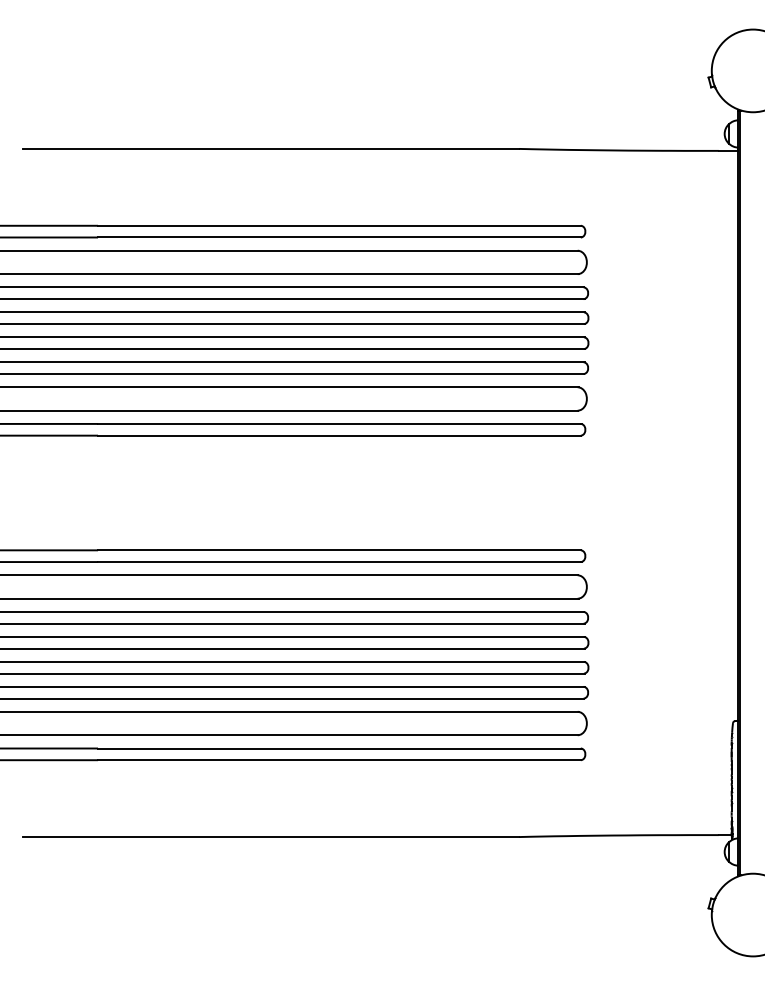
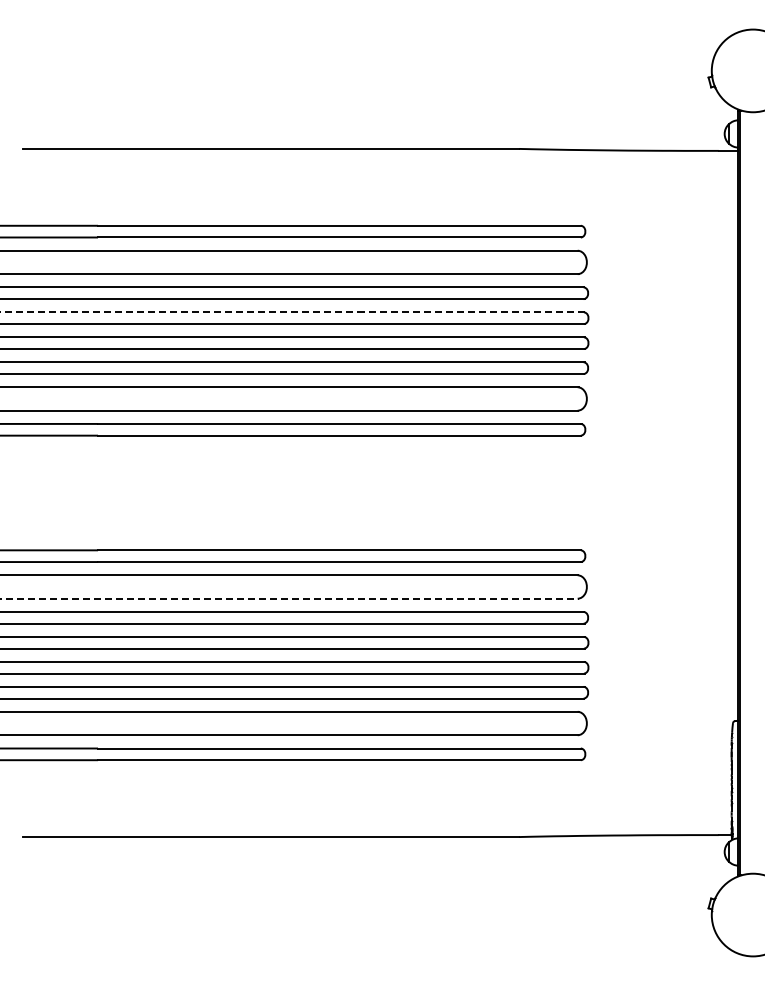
line: solid -> dashed (292, 312)
line: solid -> dashed (290, 598)
